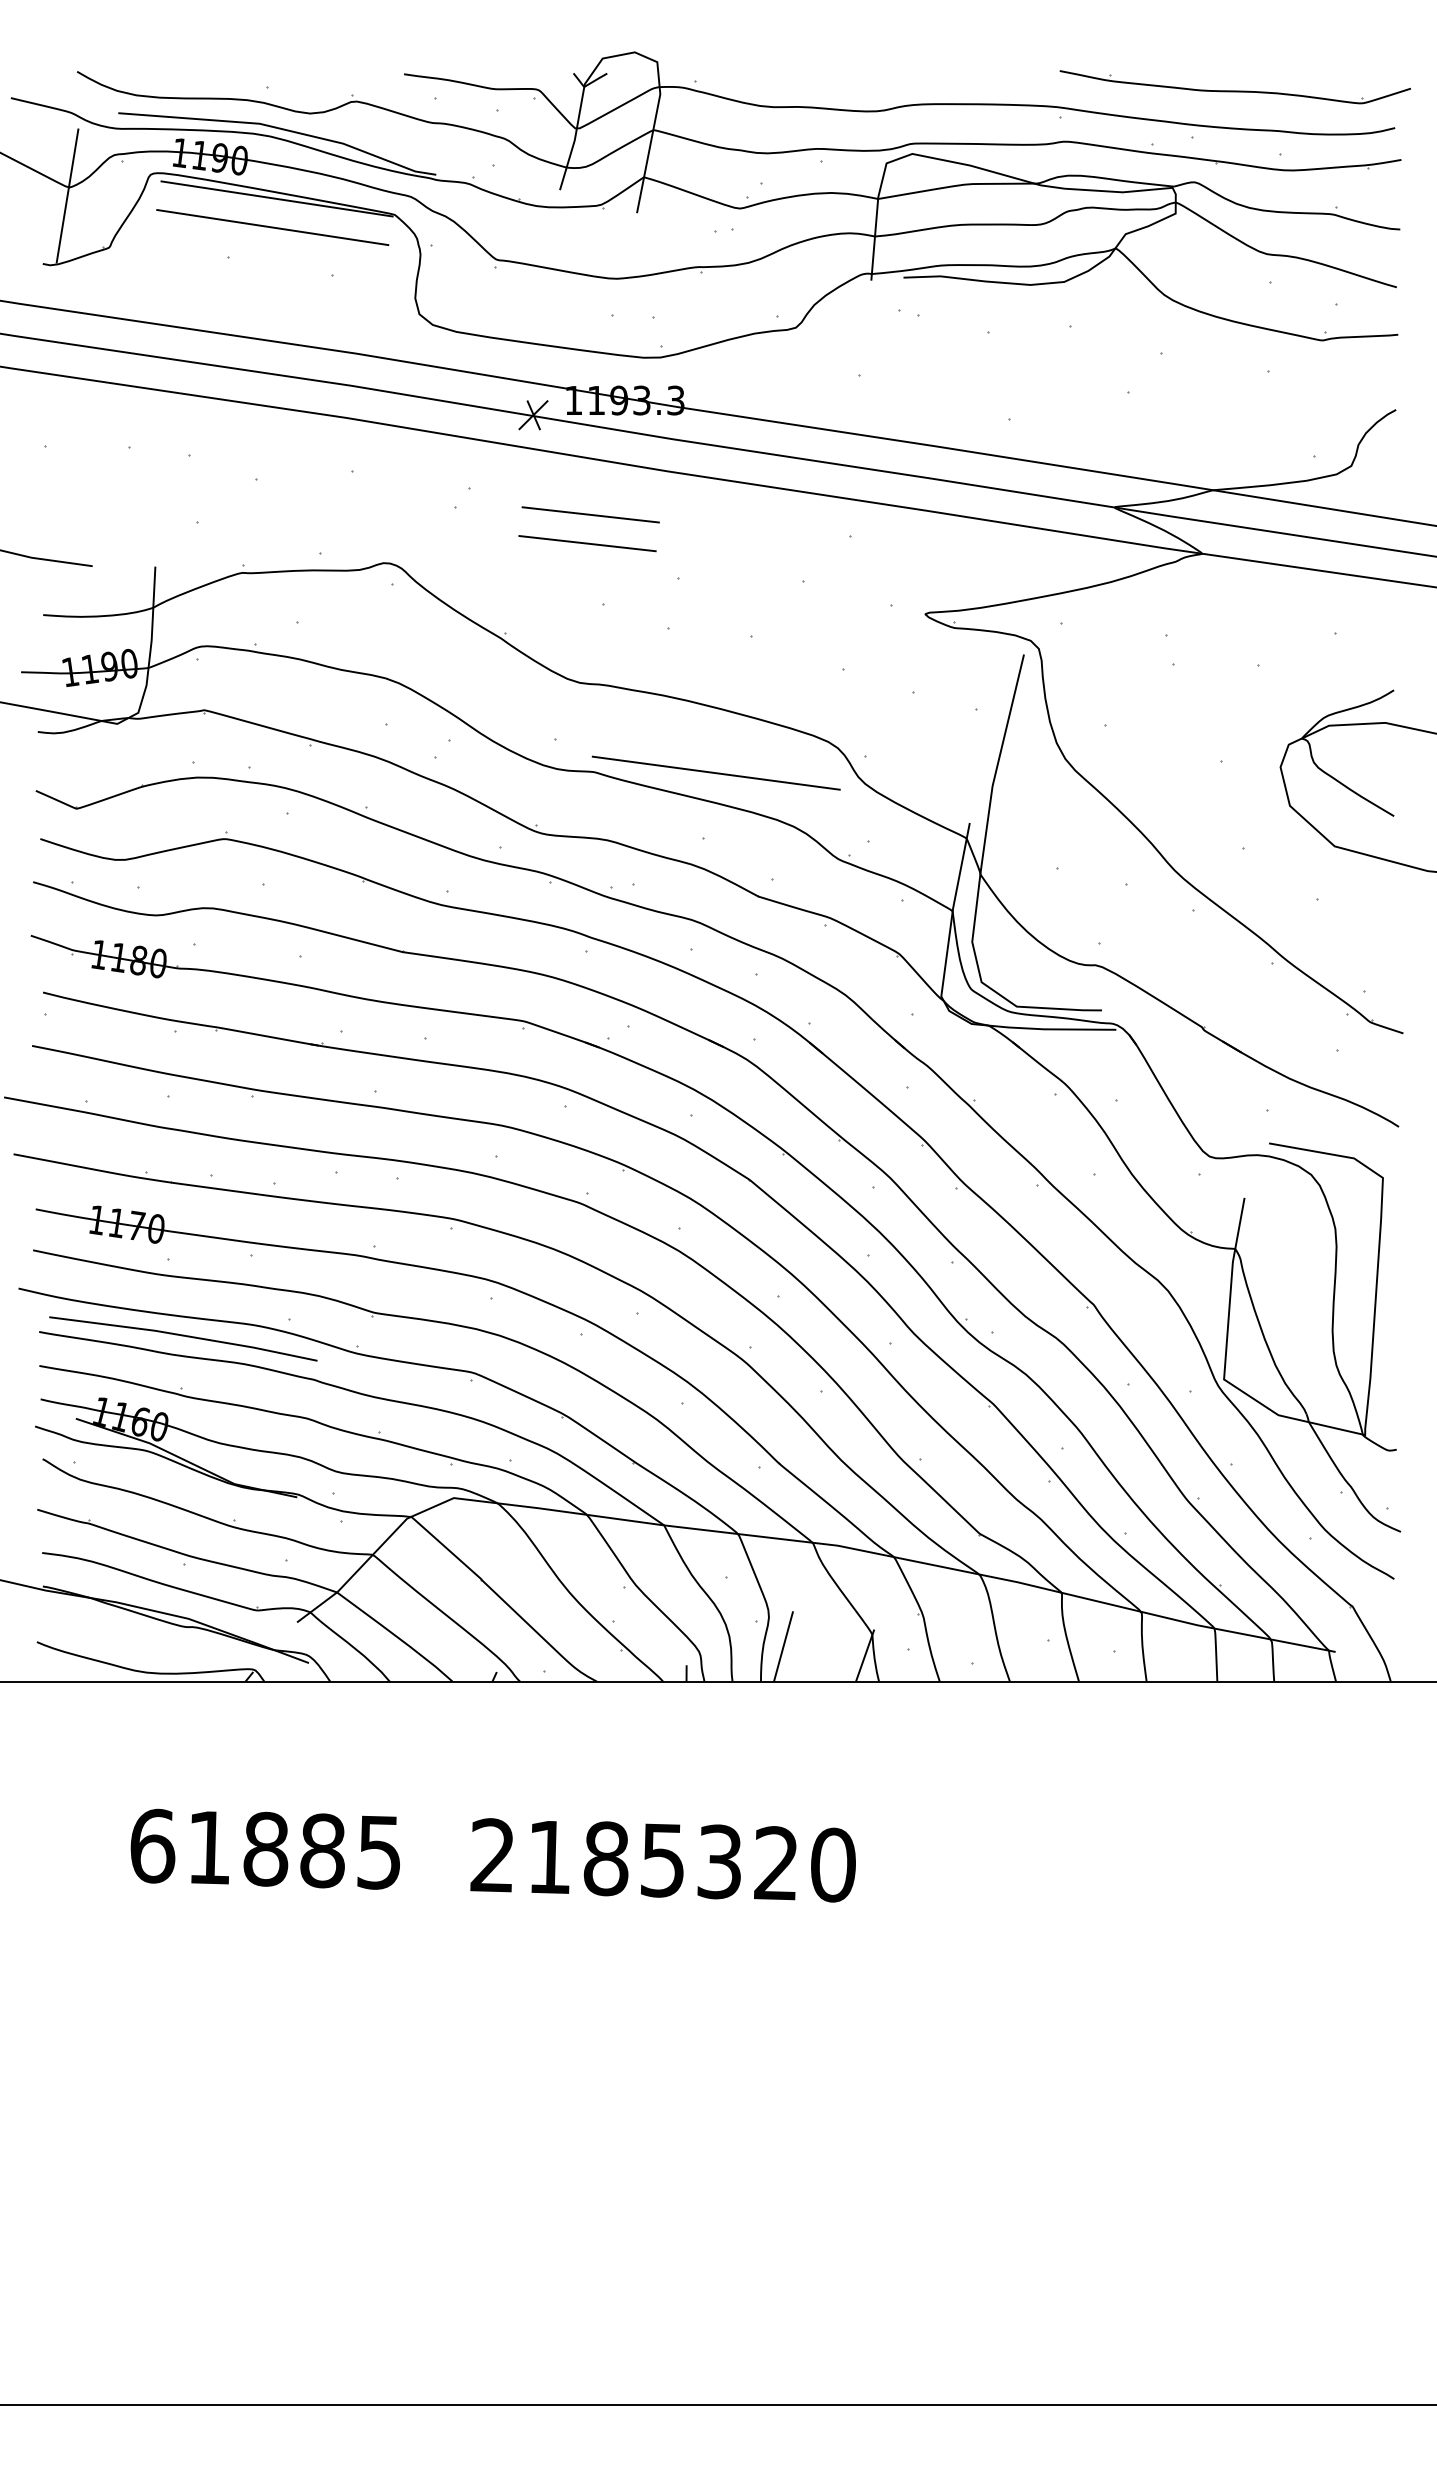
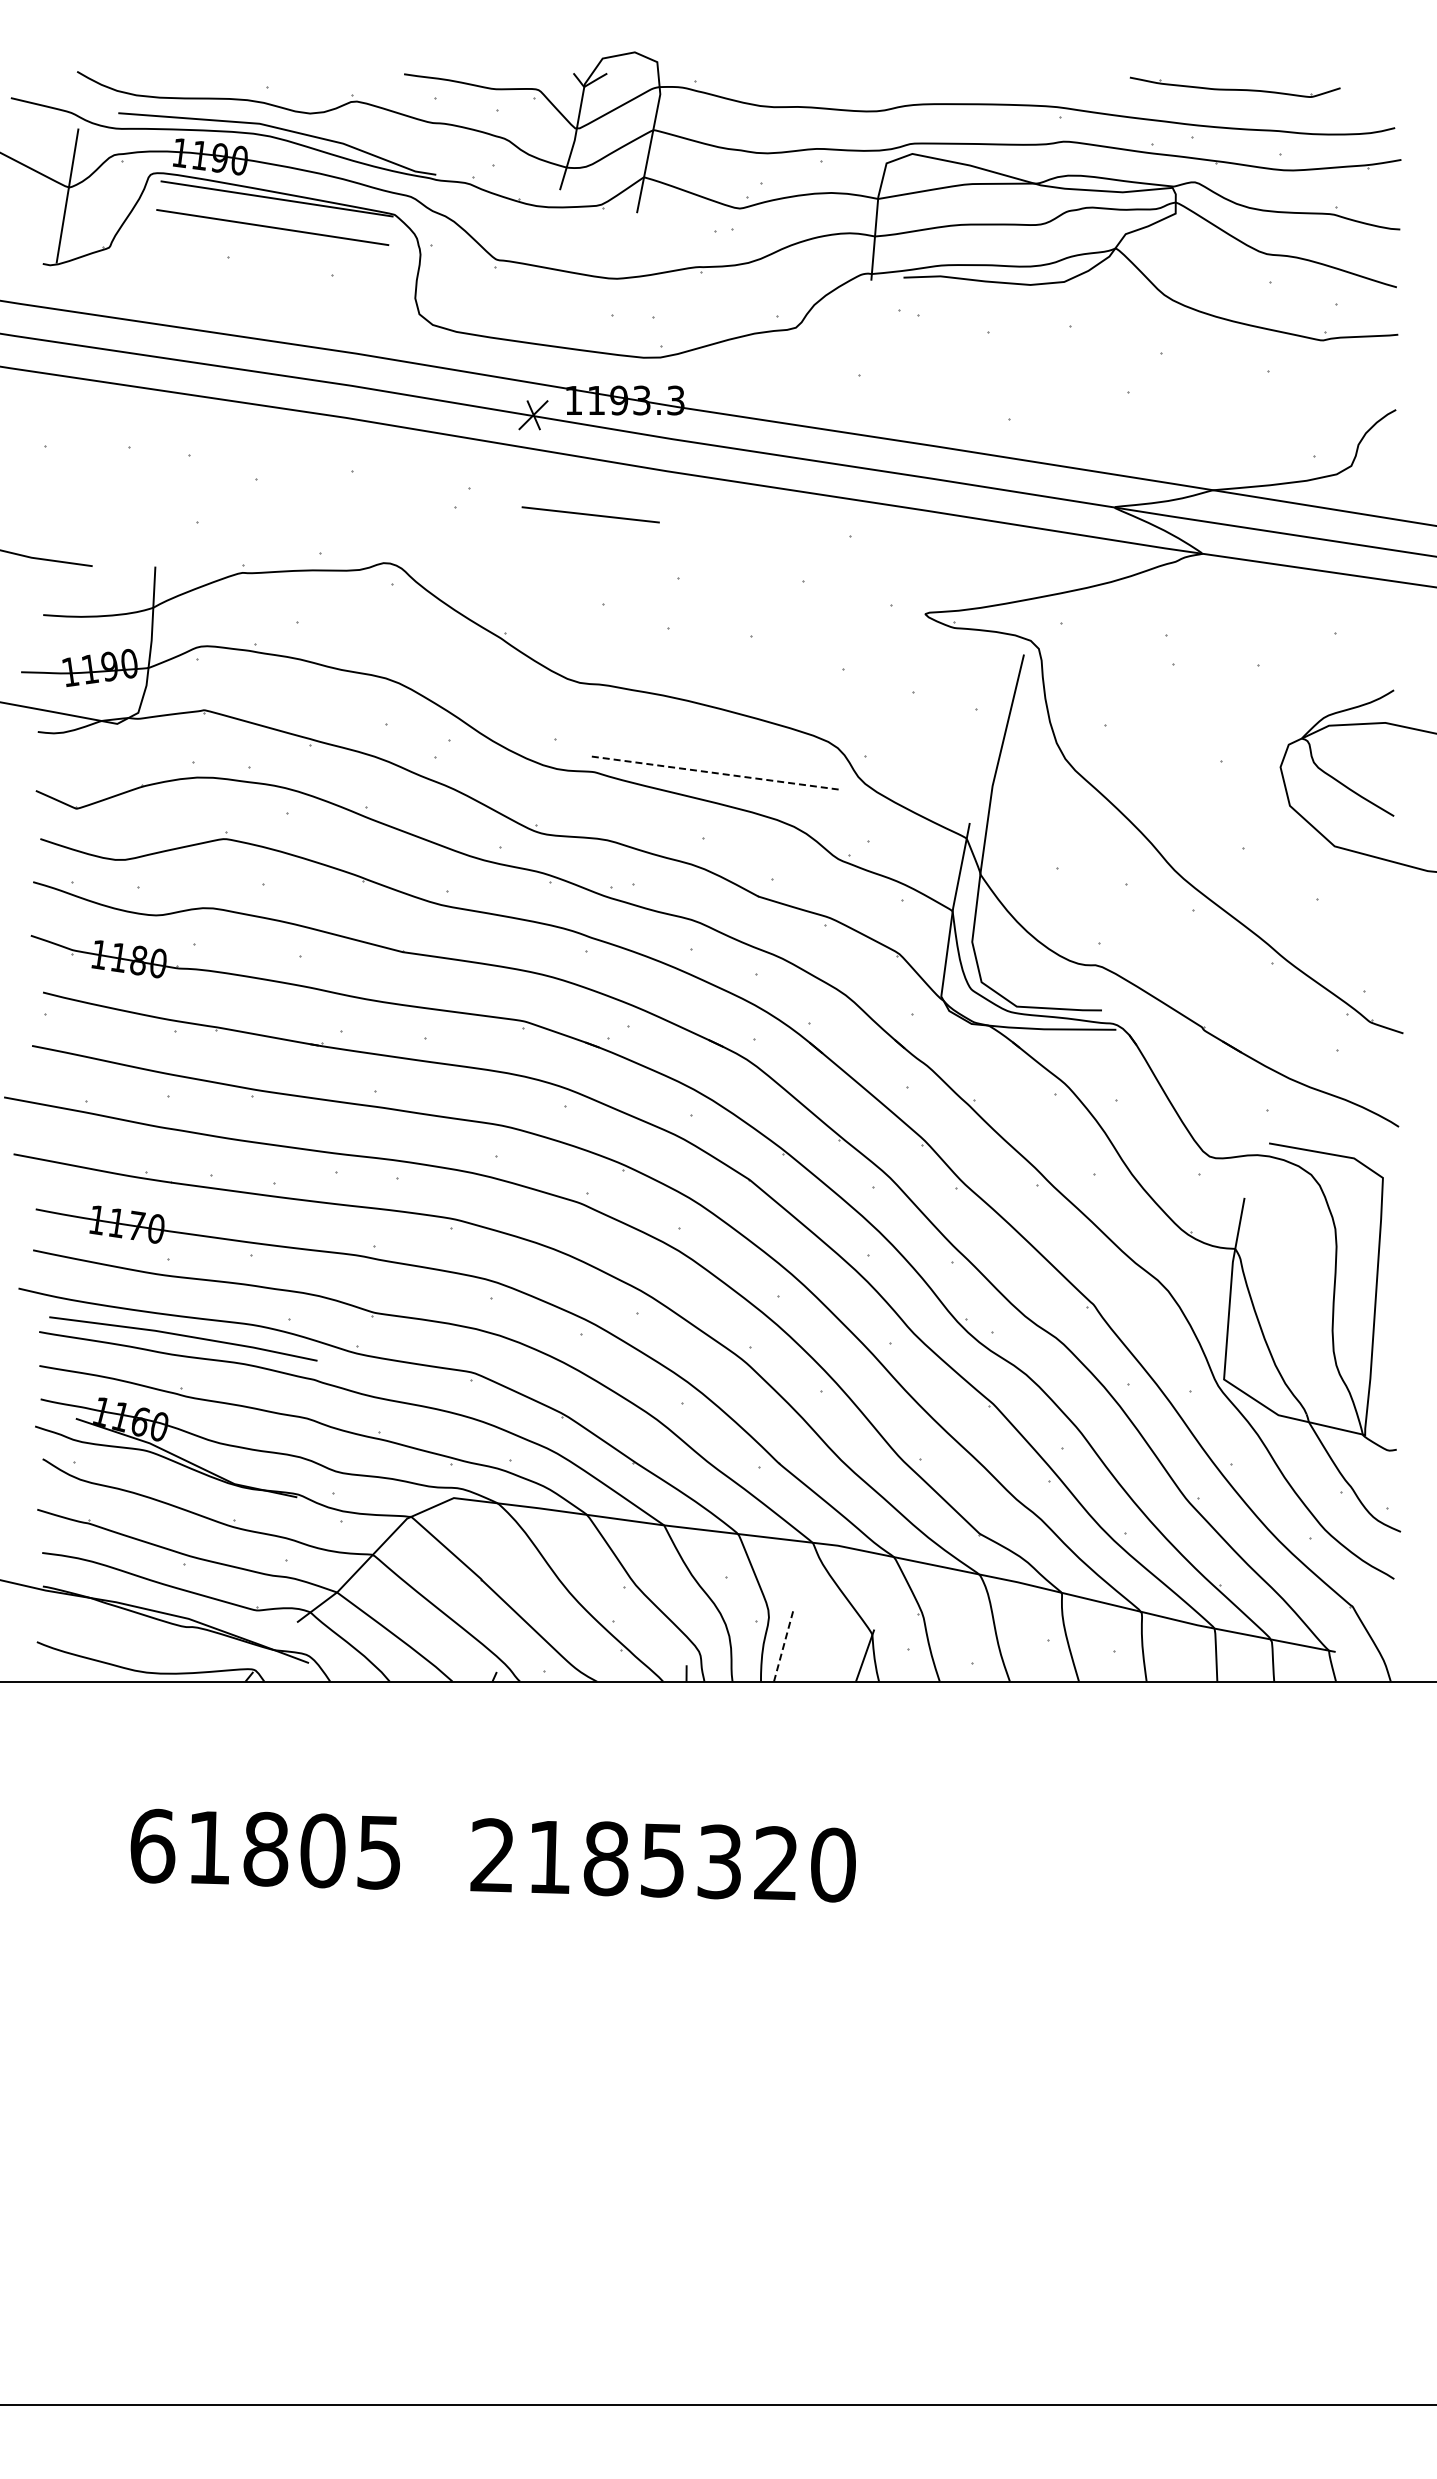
part size: 352x35 px -> 212x22 px (1234, 86)
line: present -> none (587, 543)
line: solid -> dashed (716, 773)
line: solid -> dashed (783, 1646)
text: 61885 -> 61805 (322, 1850)
